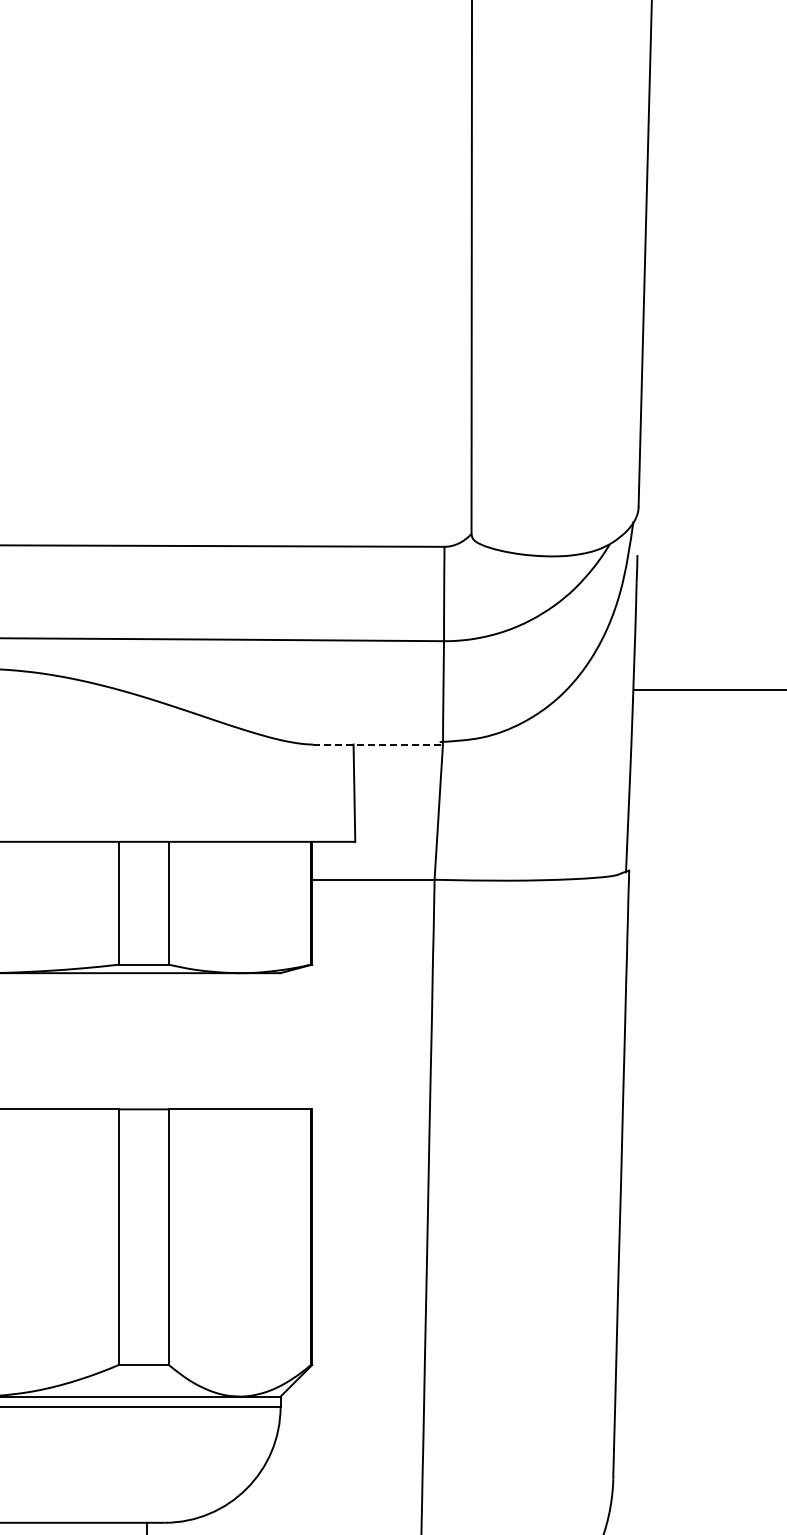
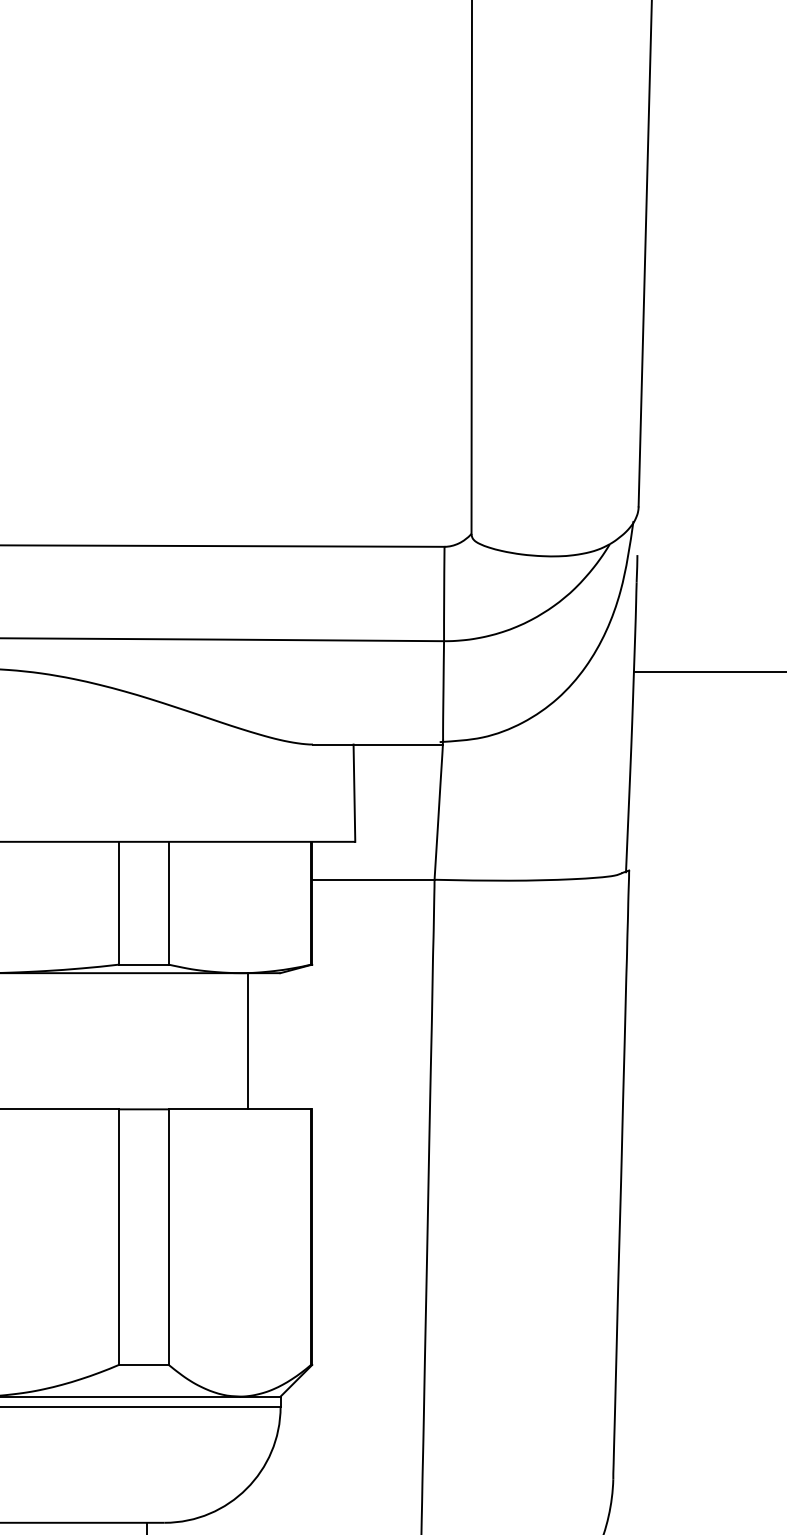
line position: (708, 689) -> (708, 671) (708, 671)
line: dashed -> solid (377, 744)
line: none -> present (247, 1041)
